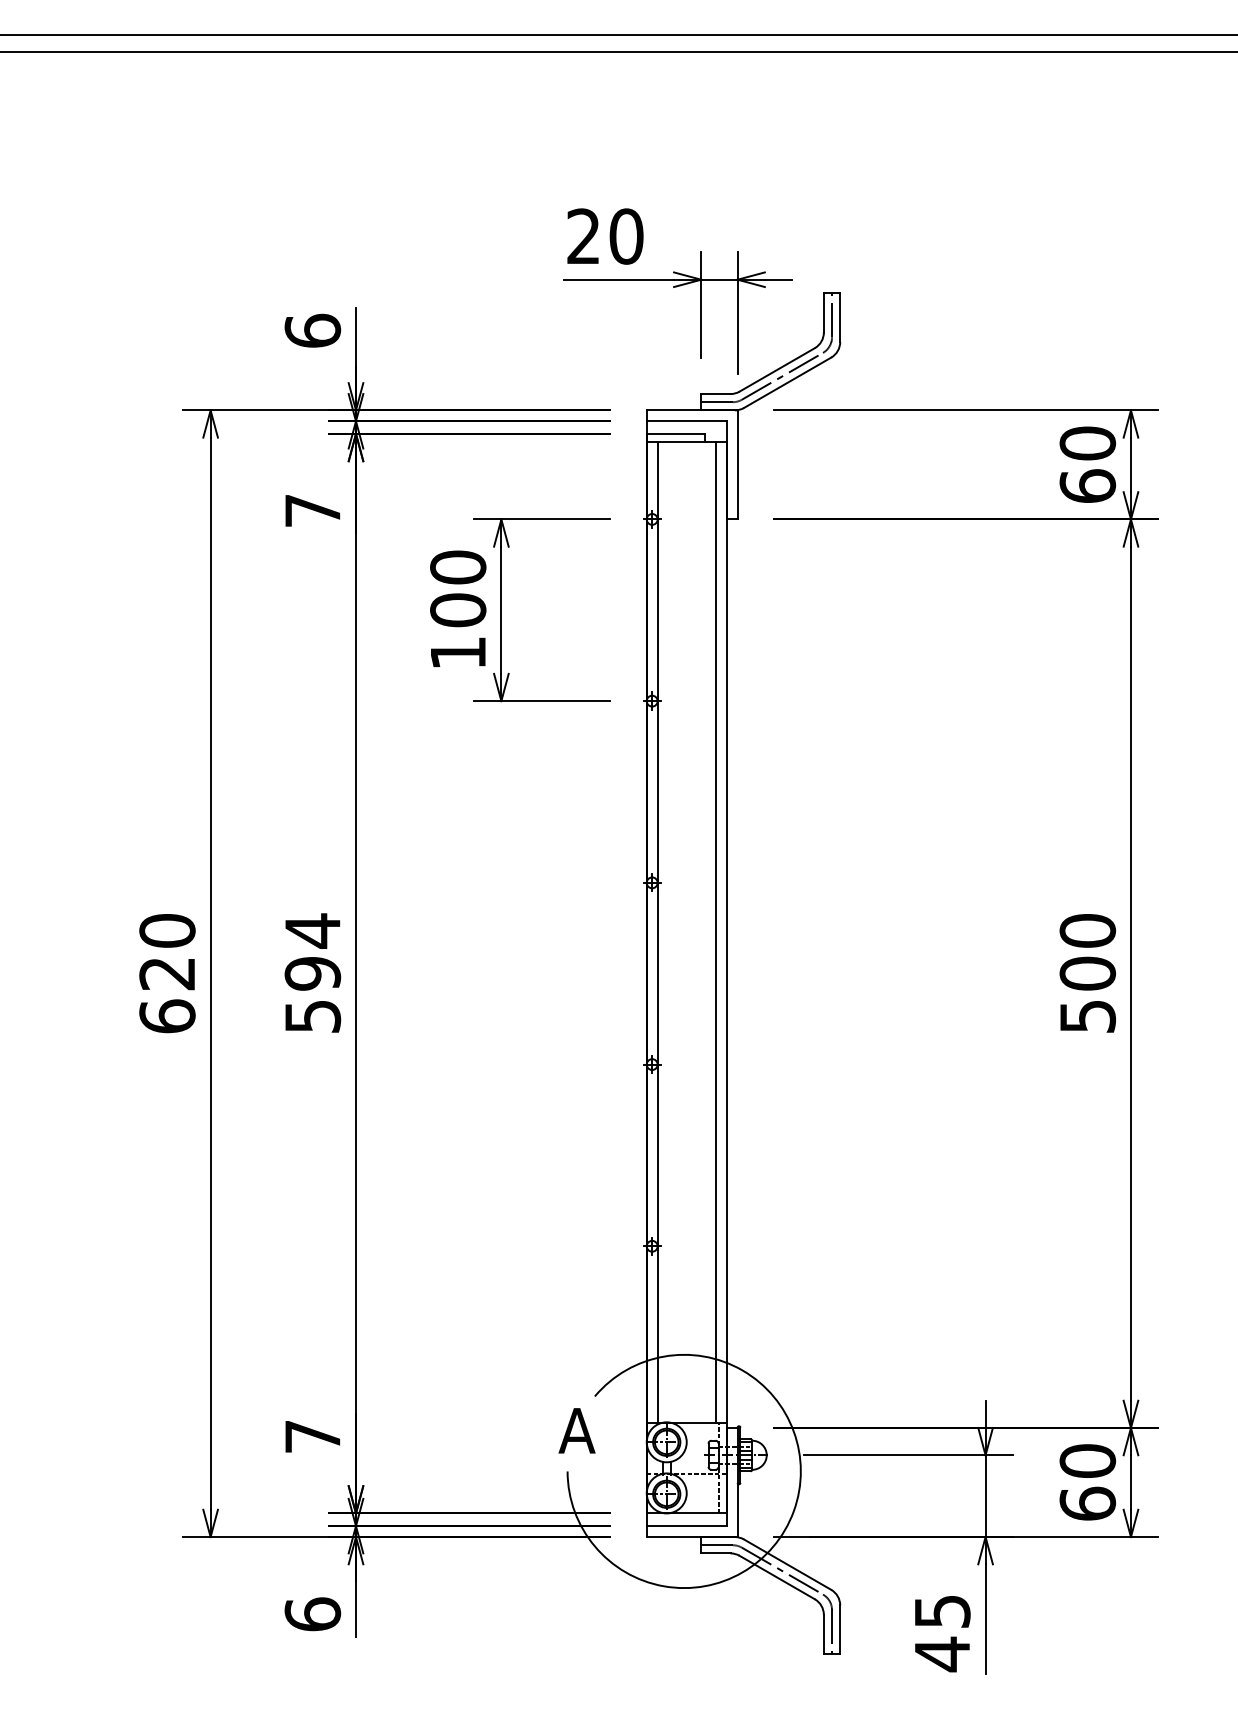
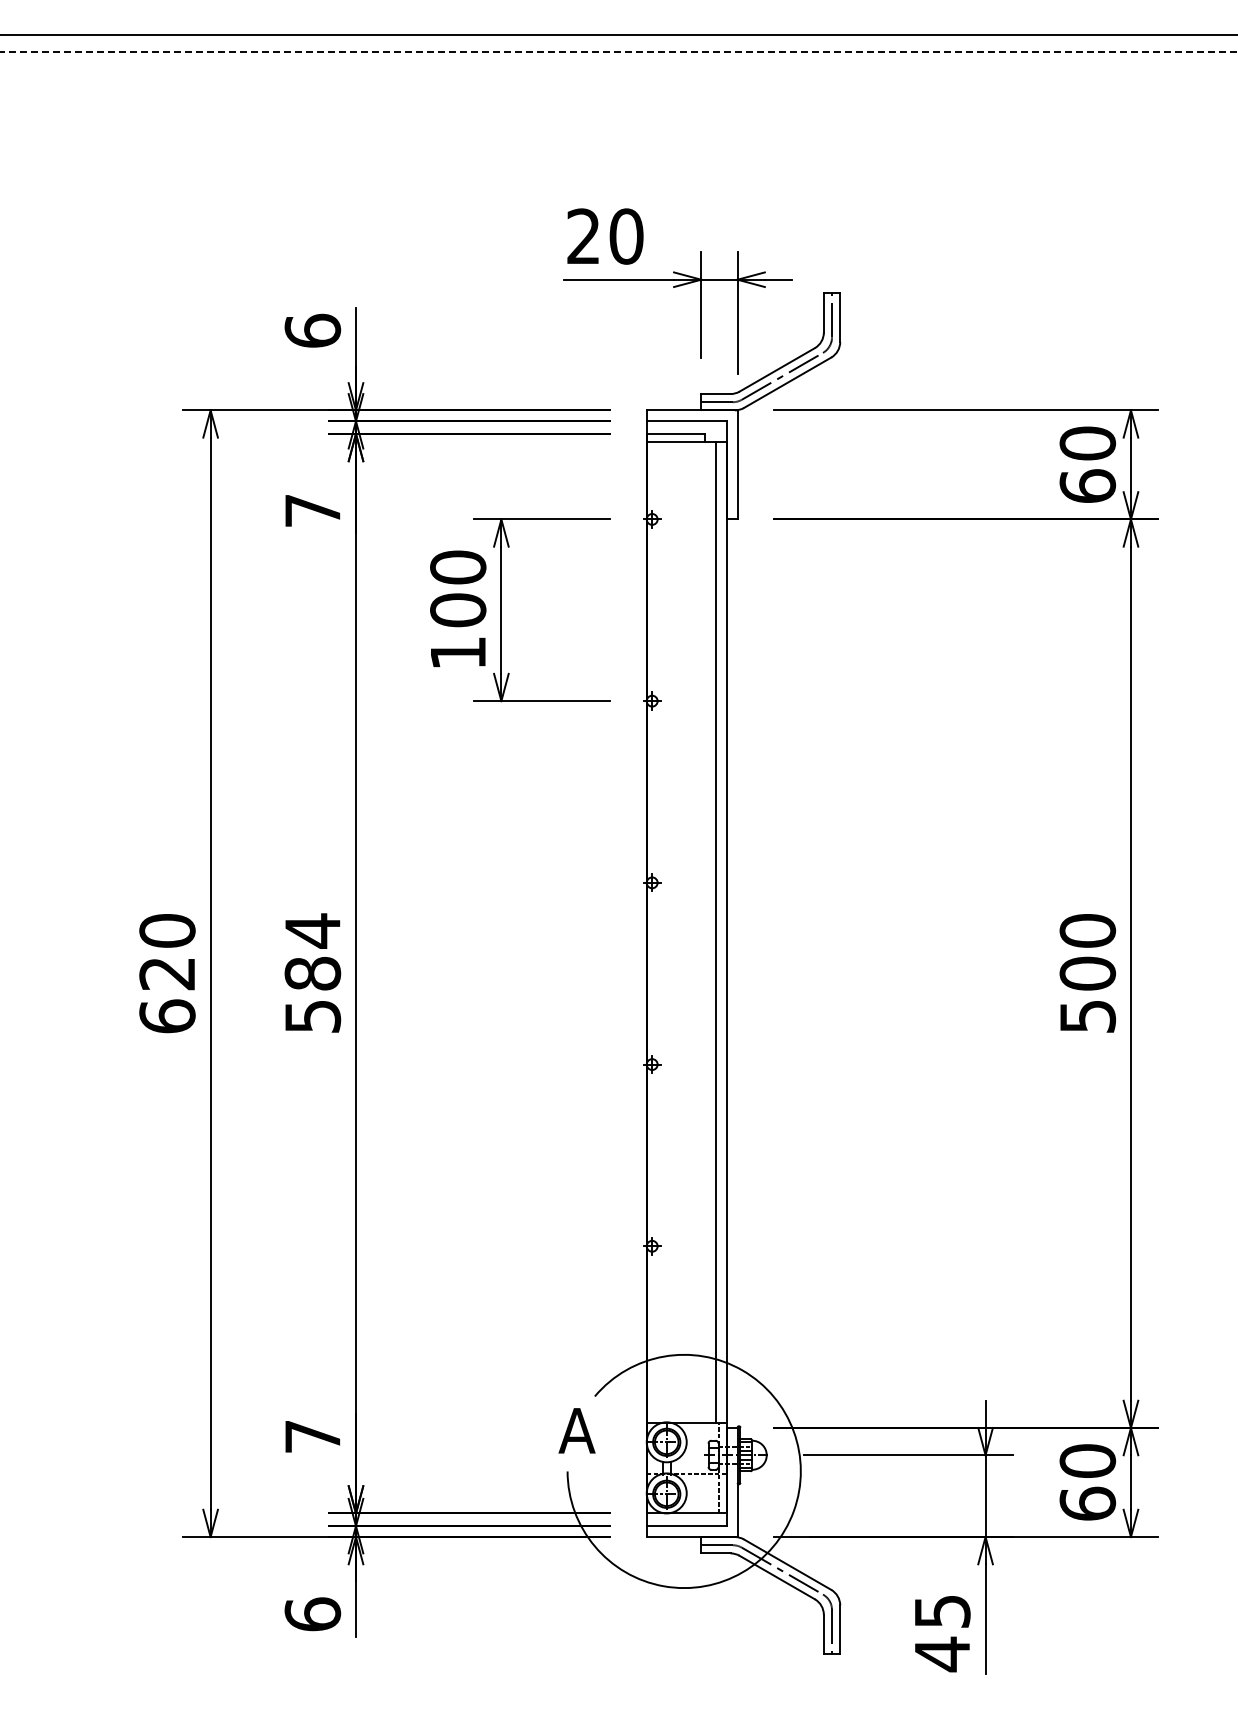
line: solid -> dashed (619, 51)
line: present -> none (657, 932)
text: 594 -> 584 (312, 973)
